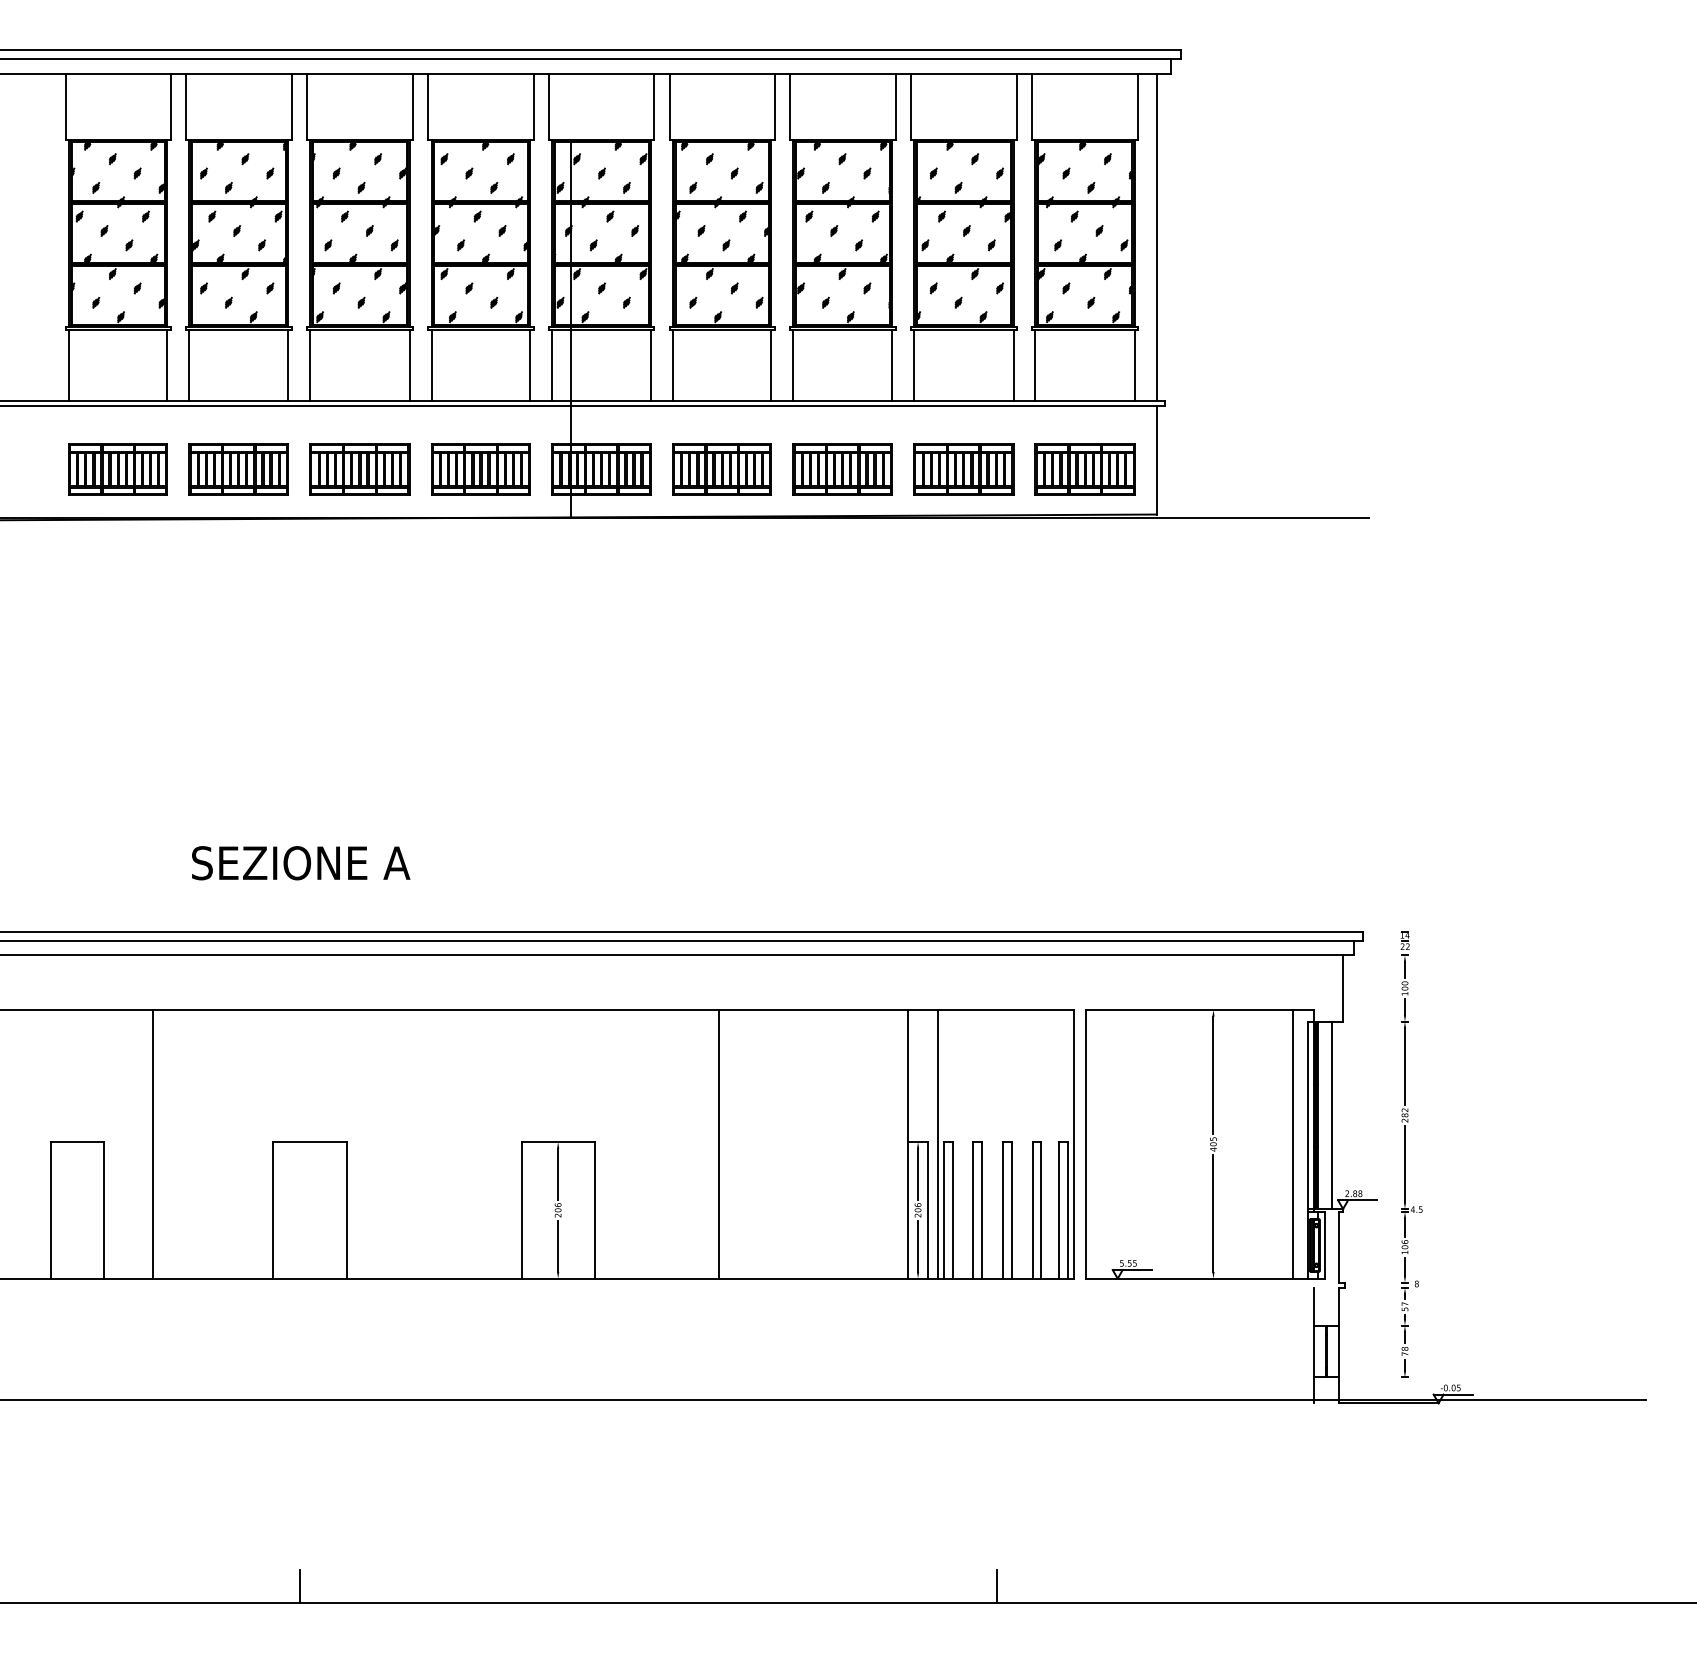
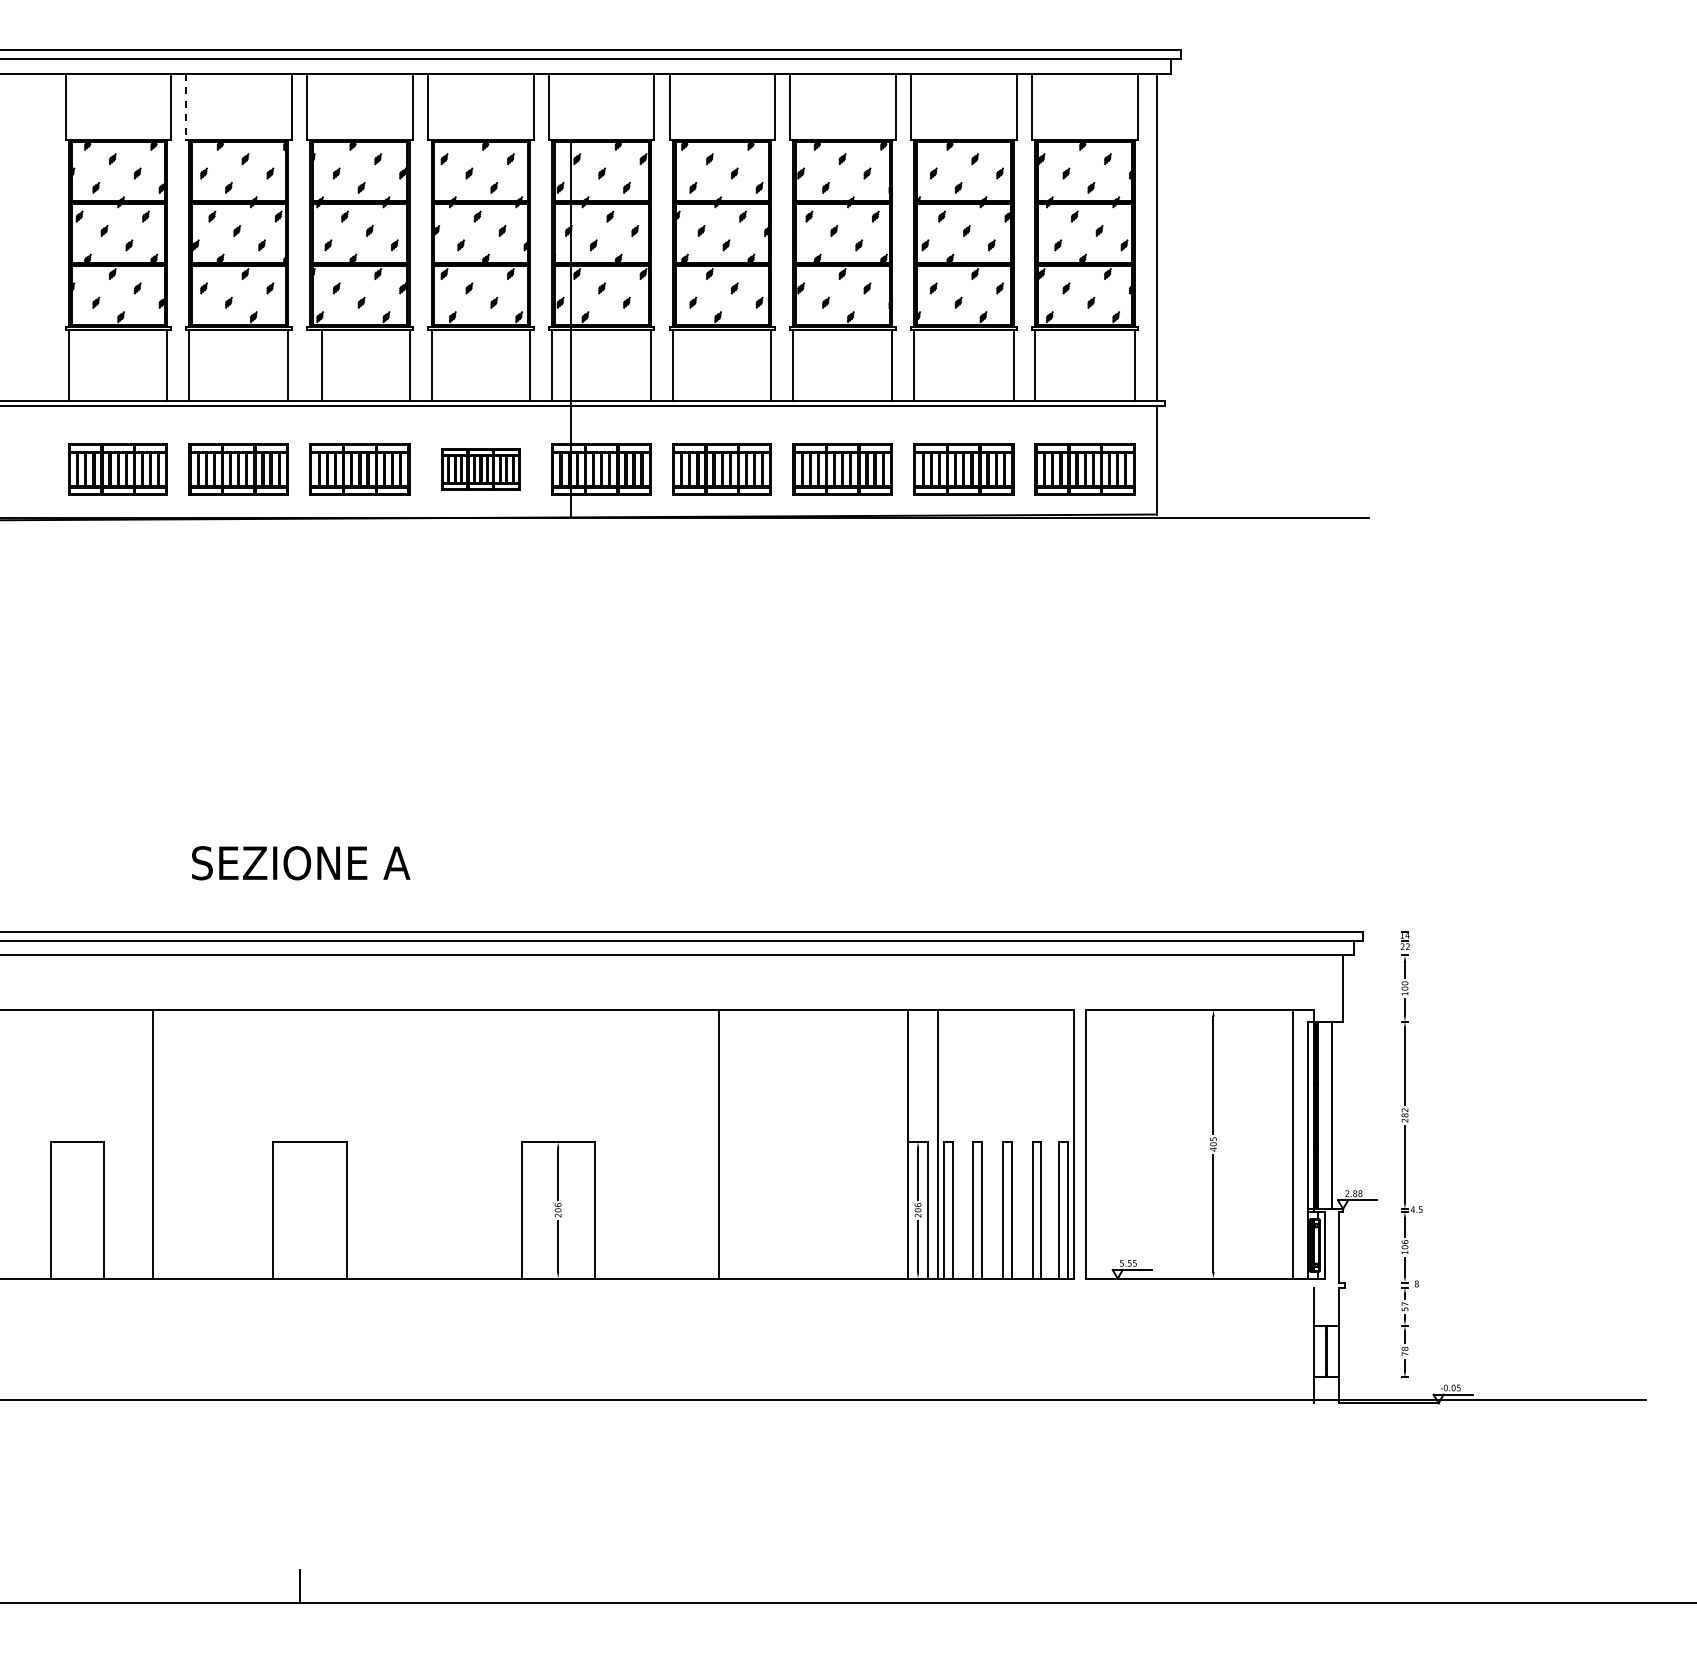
line: solid -> dashed (185, 107)
line position: (310, 365) -> (322, 365) (322, 365)
part size: 100x53 px -> 80x43 px (480, 469)
line: present -> none (996, 1586)
